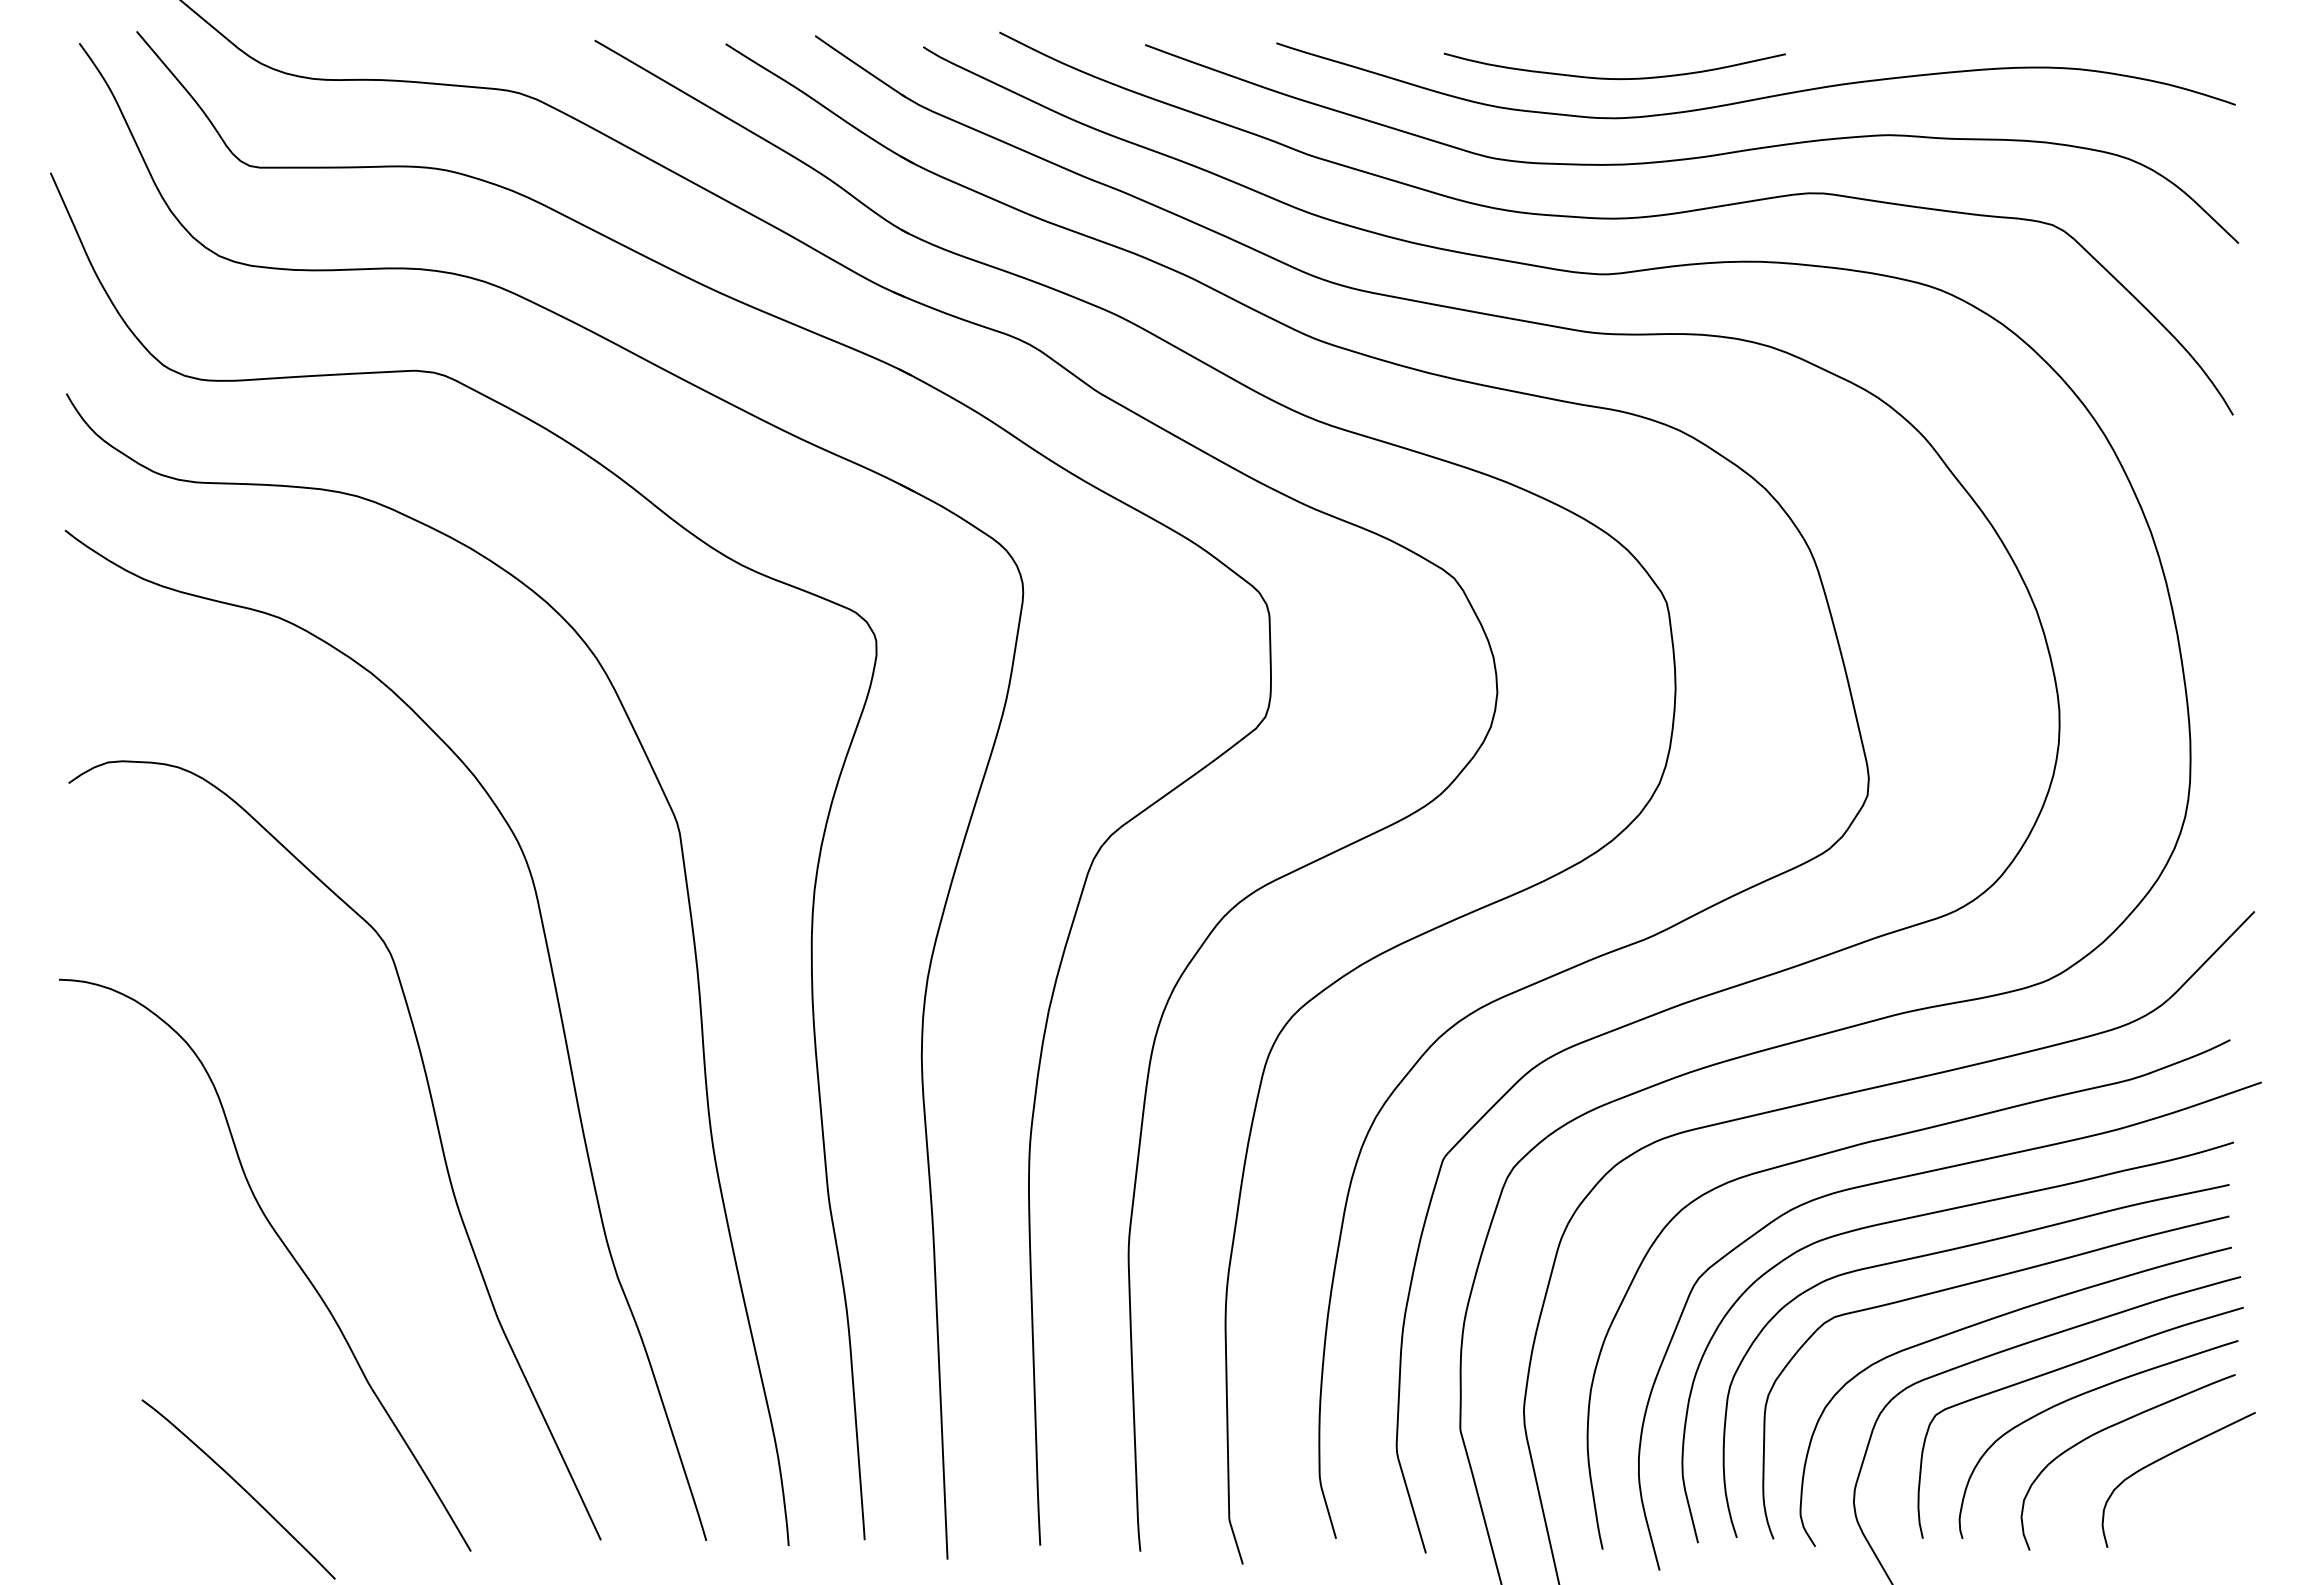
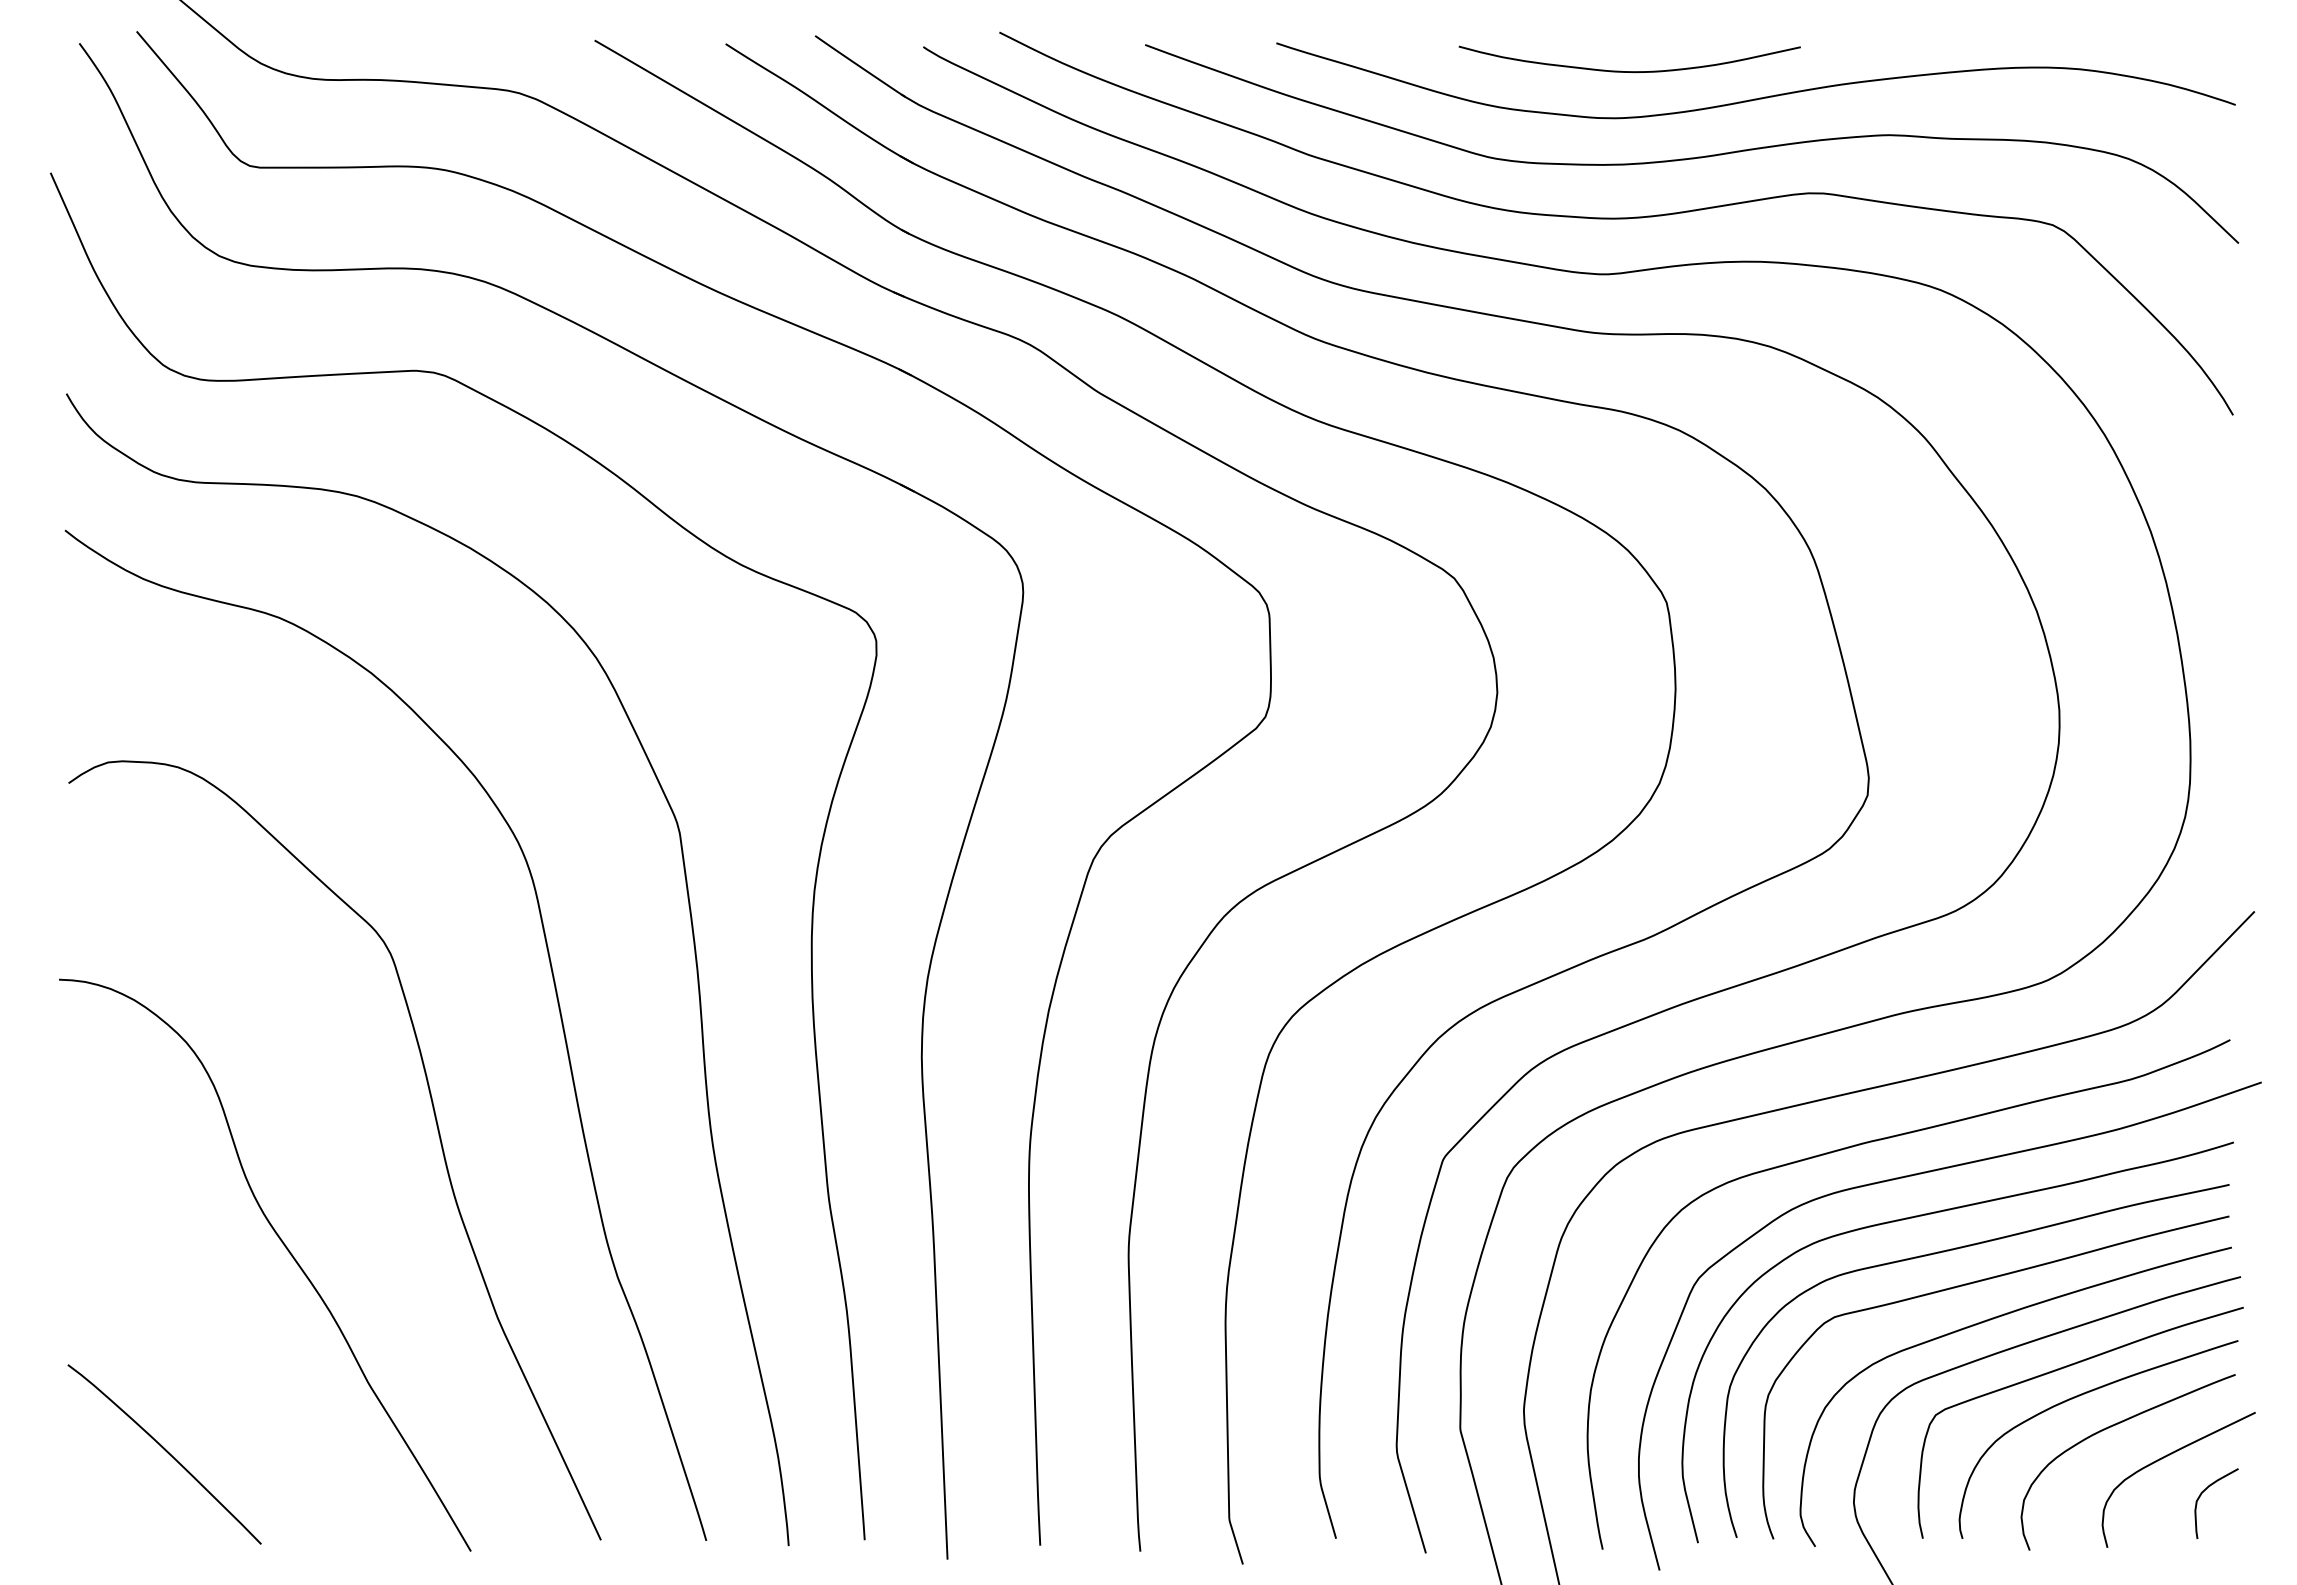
curve position: (1614, 78) -> (1629, 71) (1629, 71)
curve position: (240, 1487) -> (166, 1452) (166, 1452)
curve: none -> present (2204, 1491)
